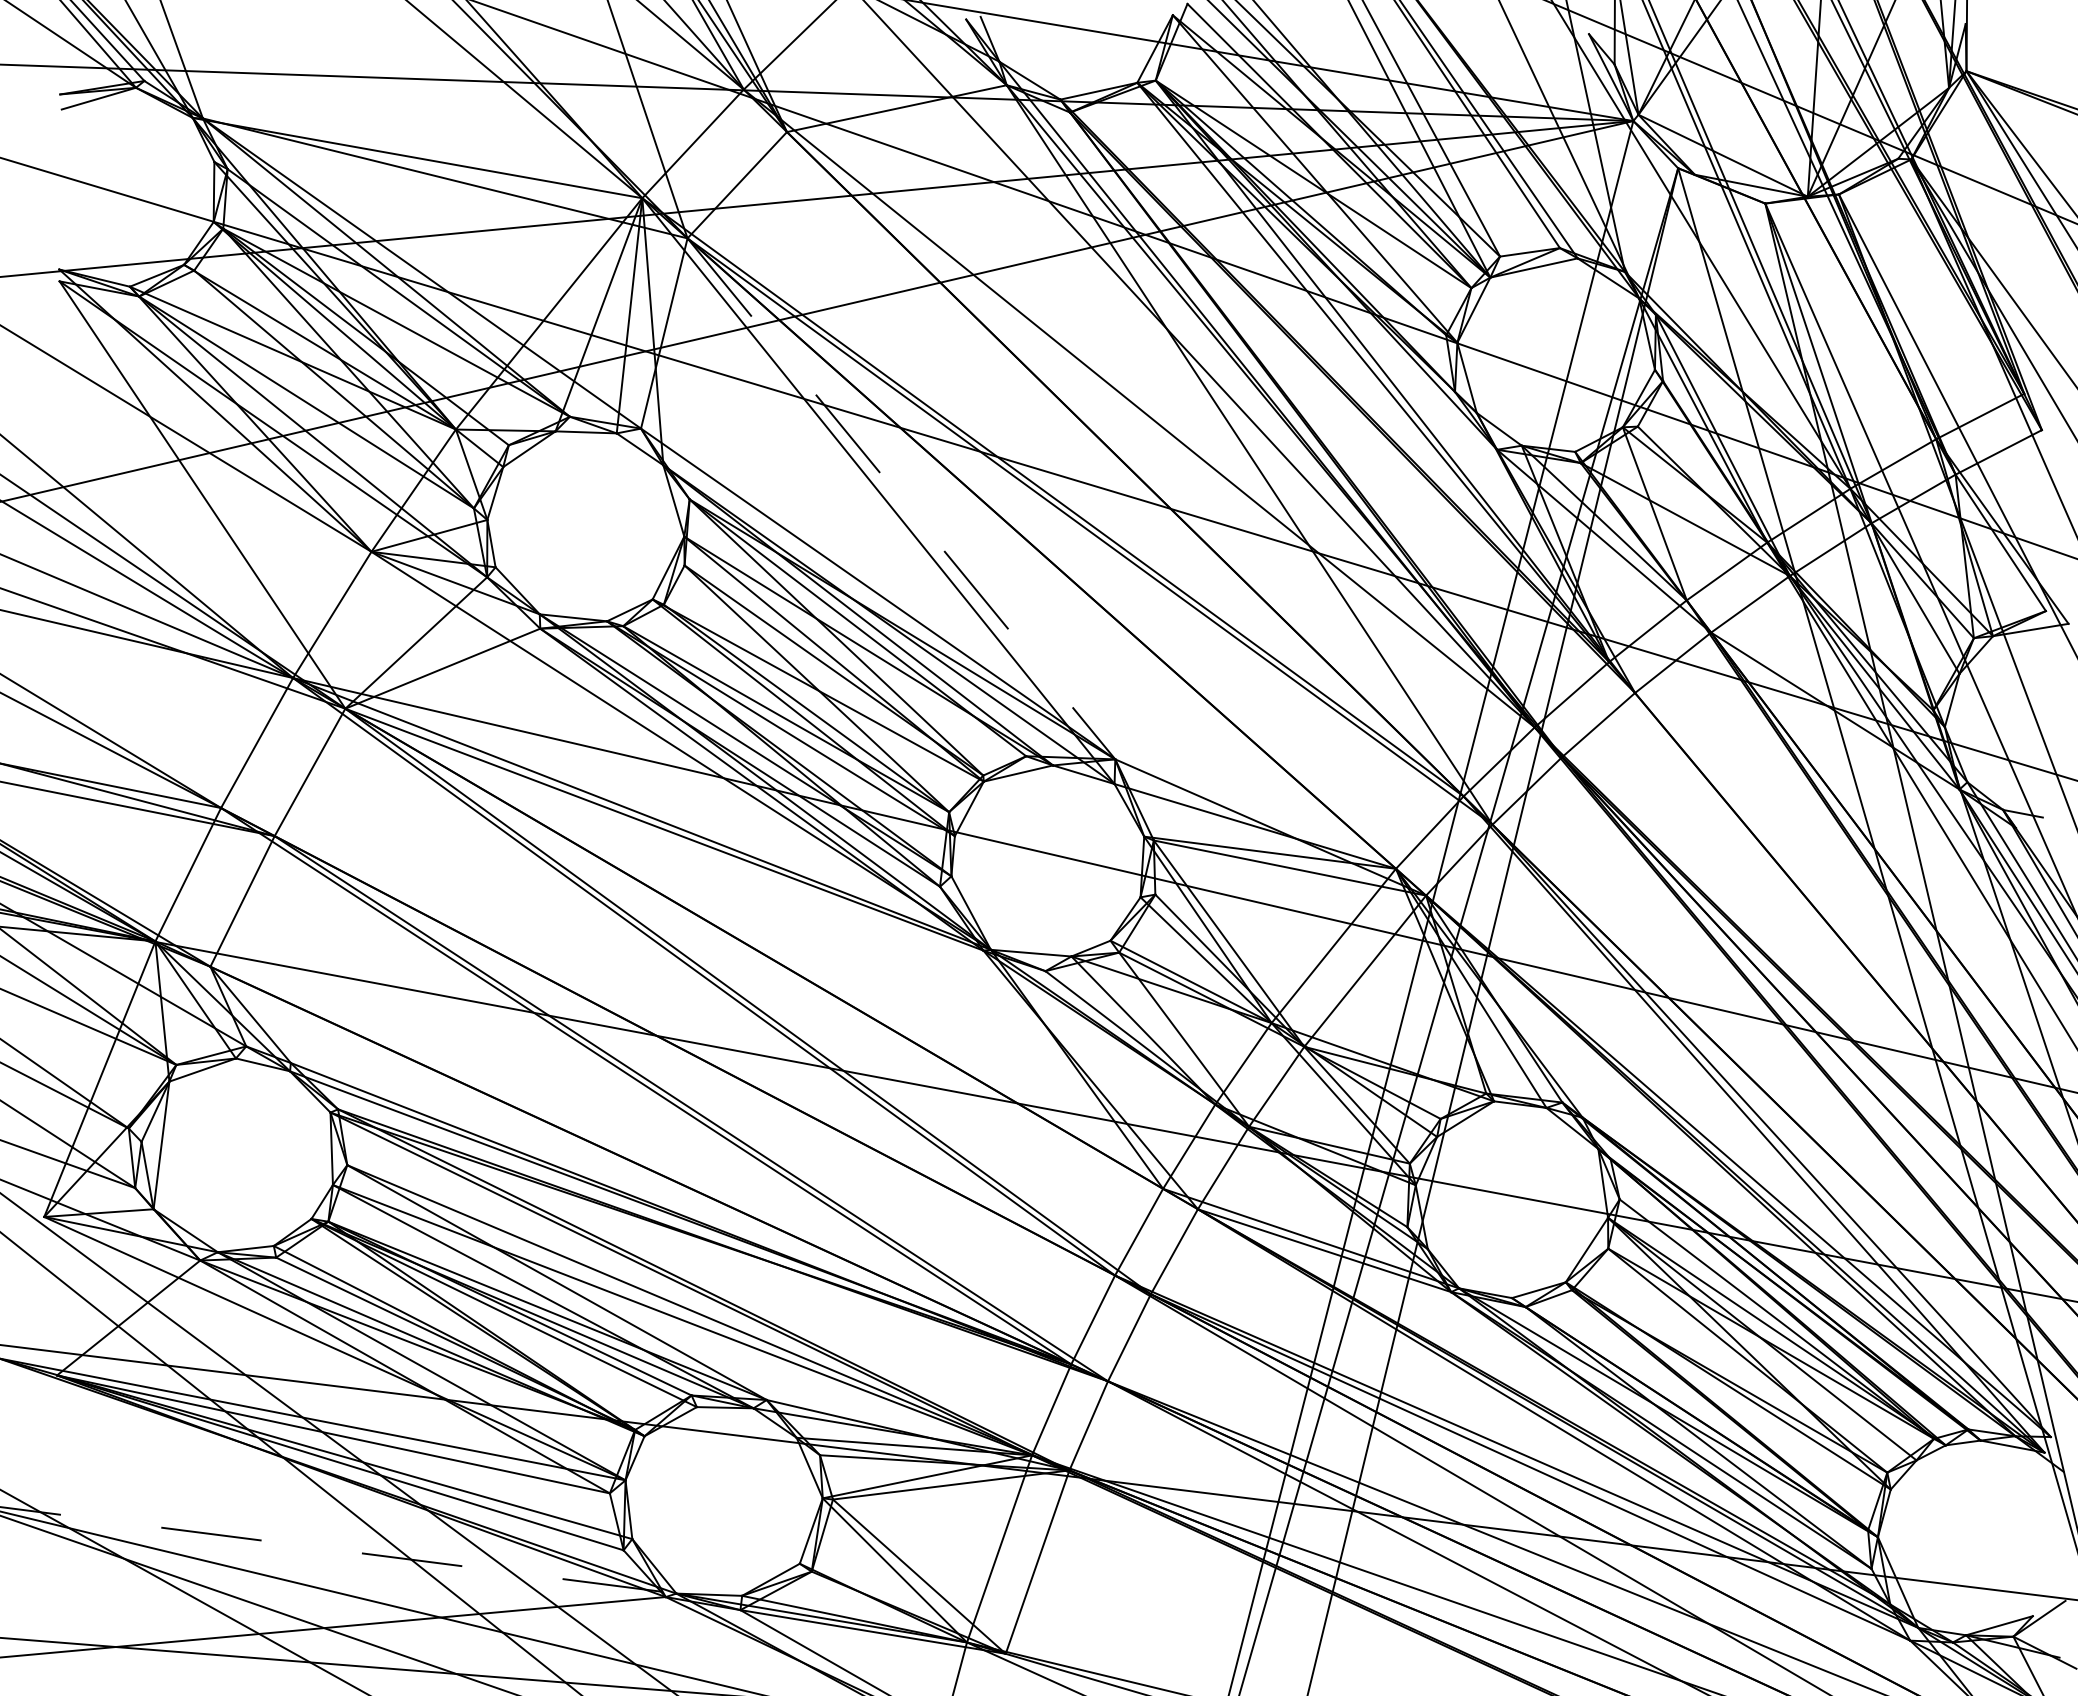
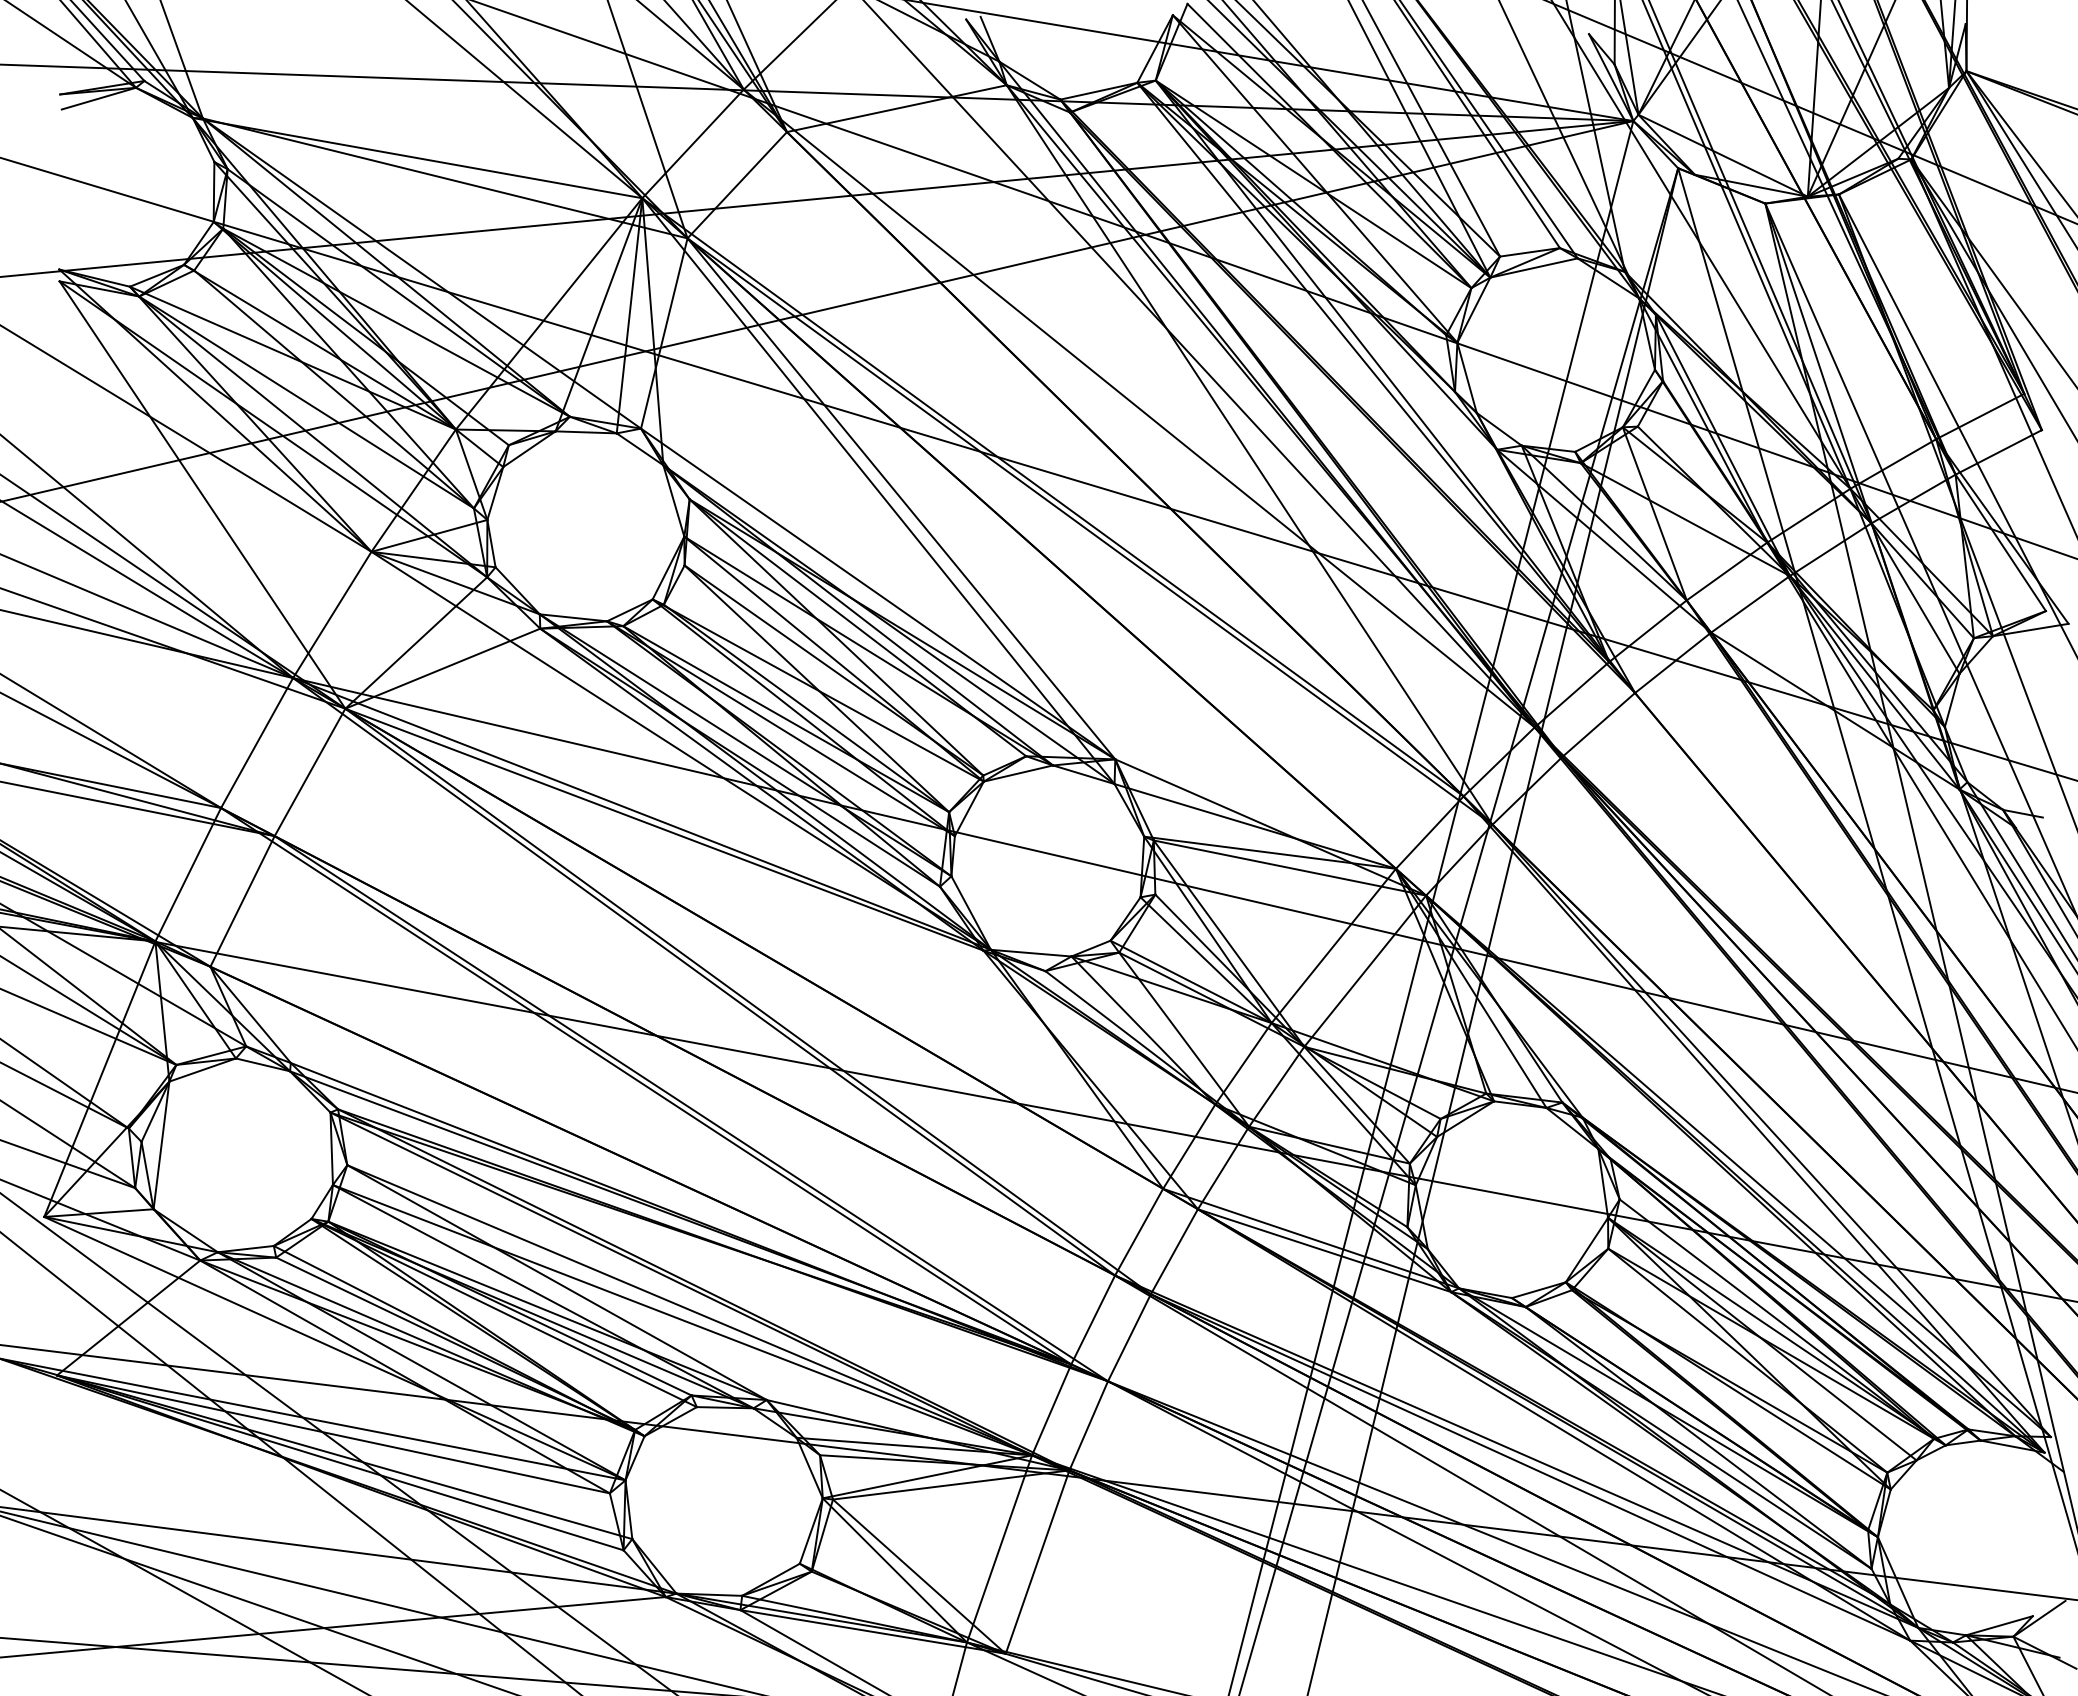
line: dashed -> solid (901, 499)
line: dashed -> solid (338, 1550)
